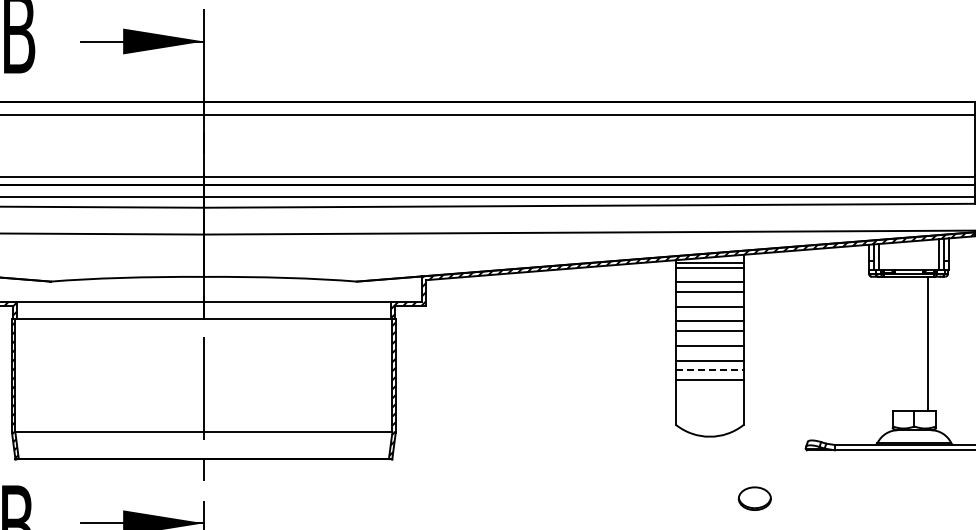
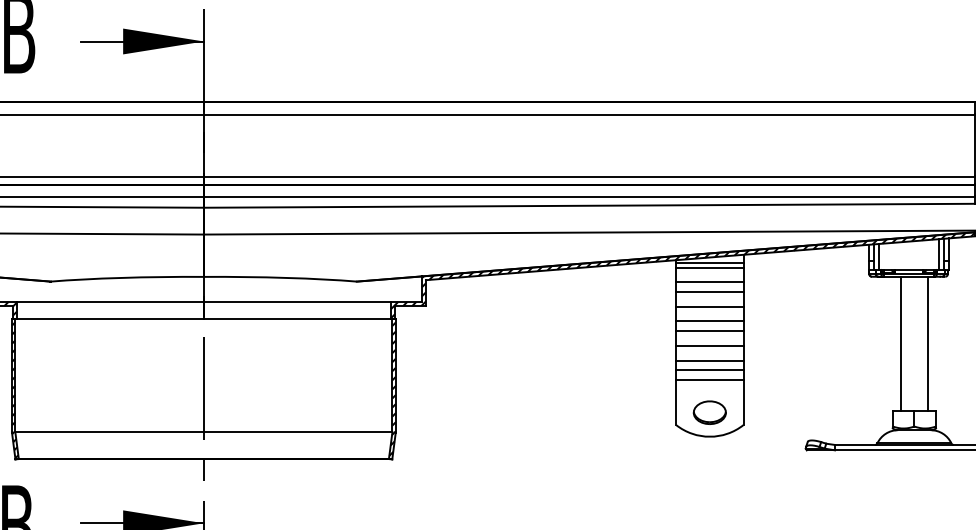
line: none -> present (900, 343)
line: dashed -> solid (709, 369)
part position: (754, 498) -> (709, 412) (709, 412)
